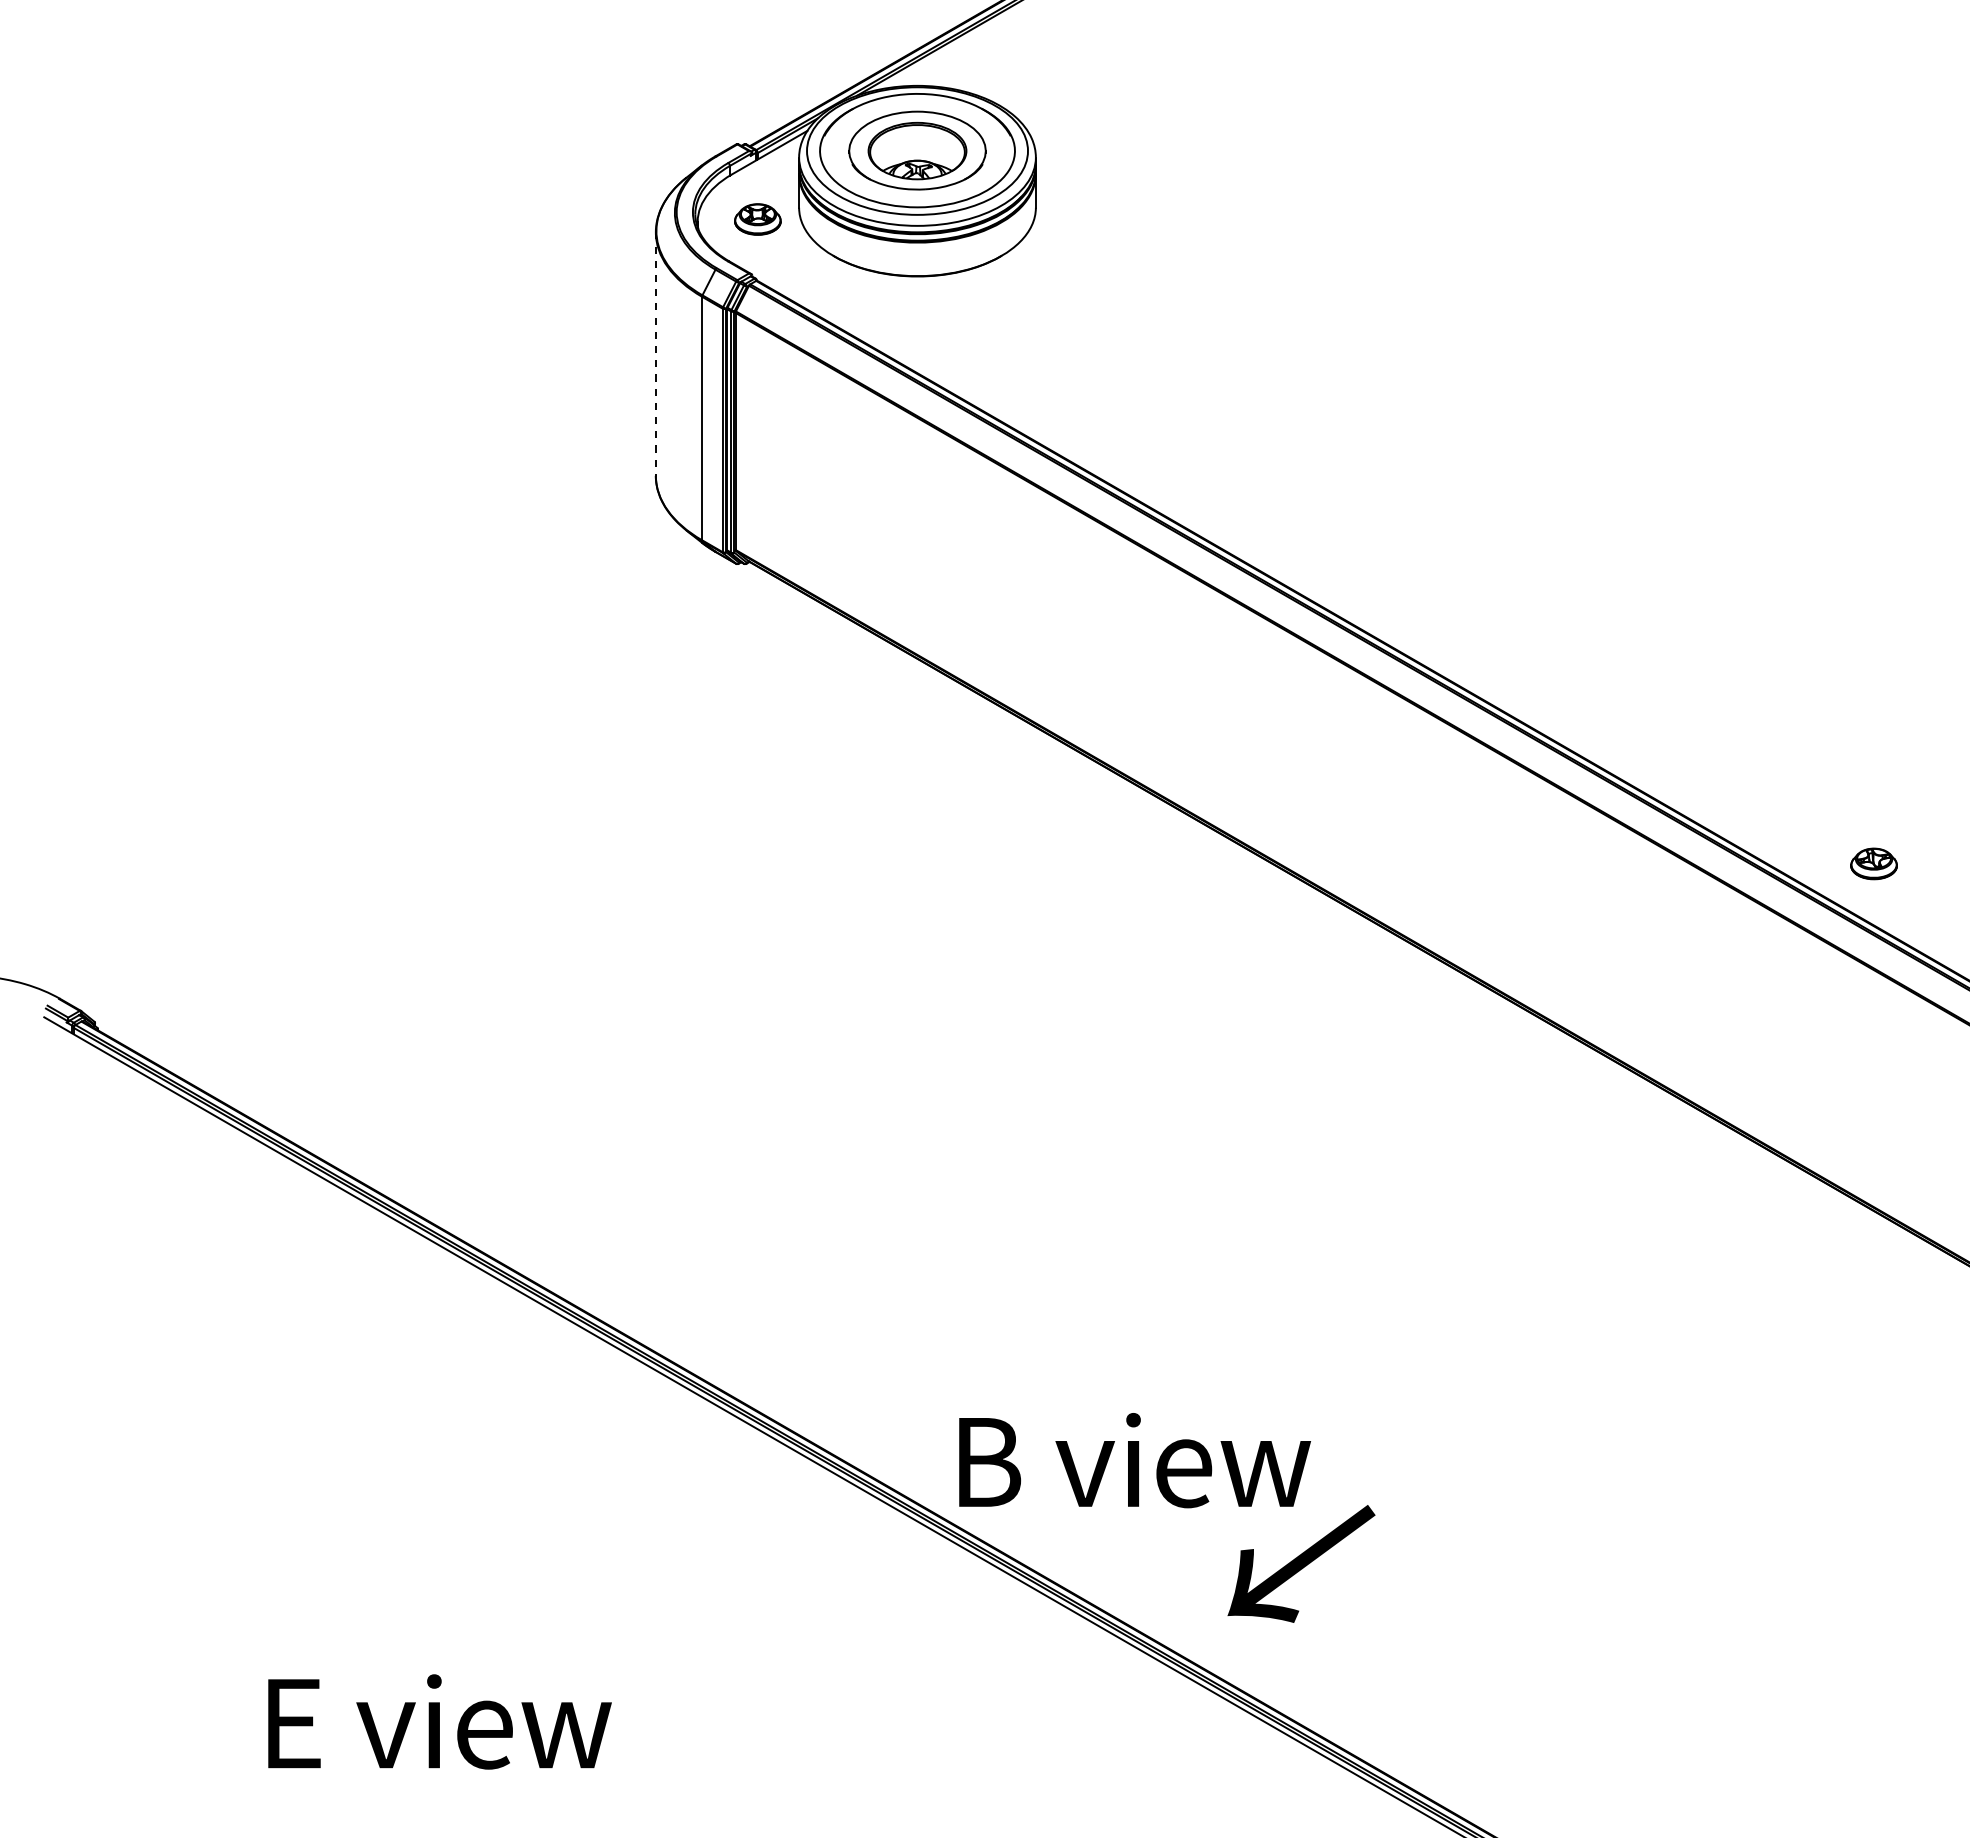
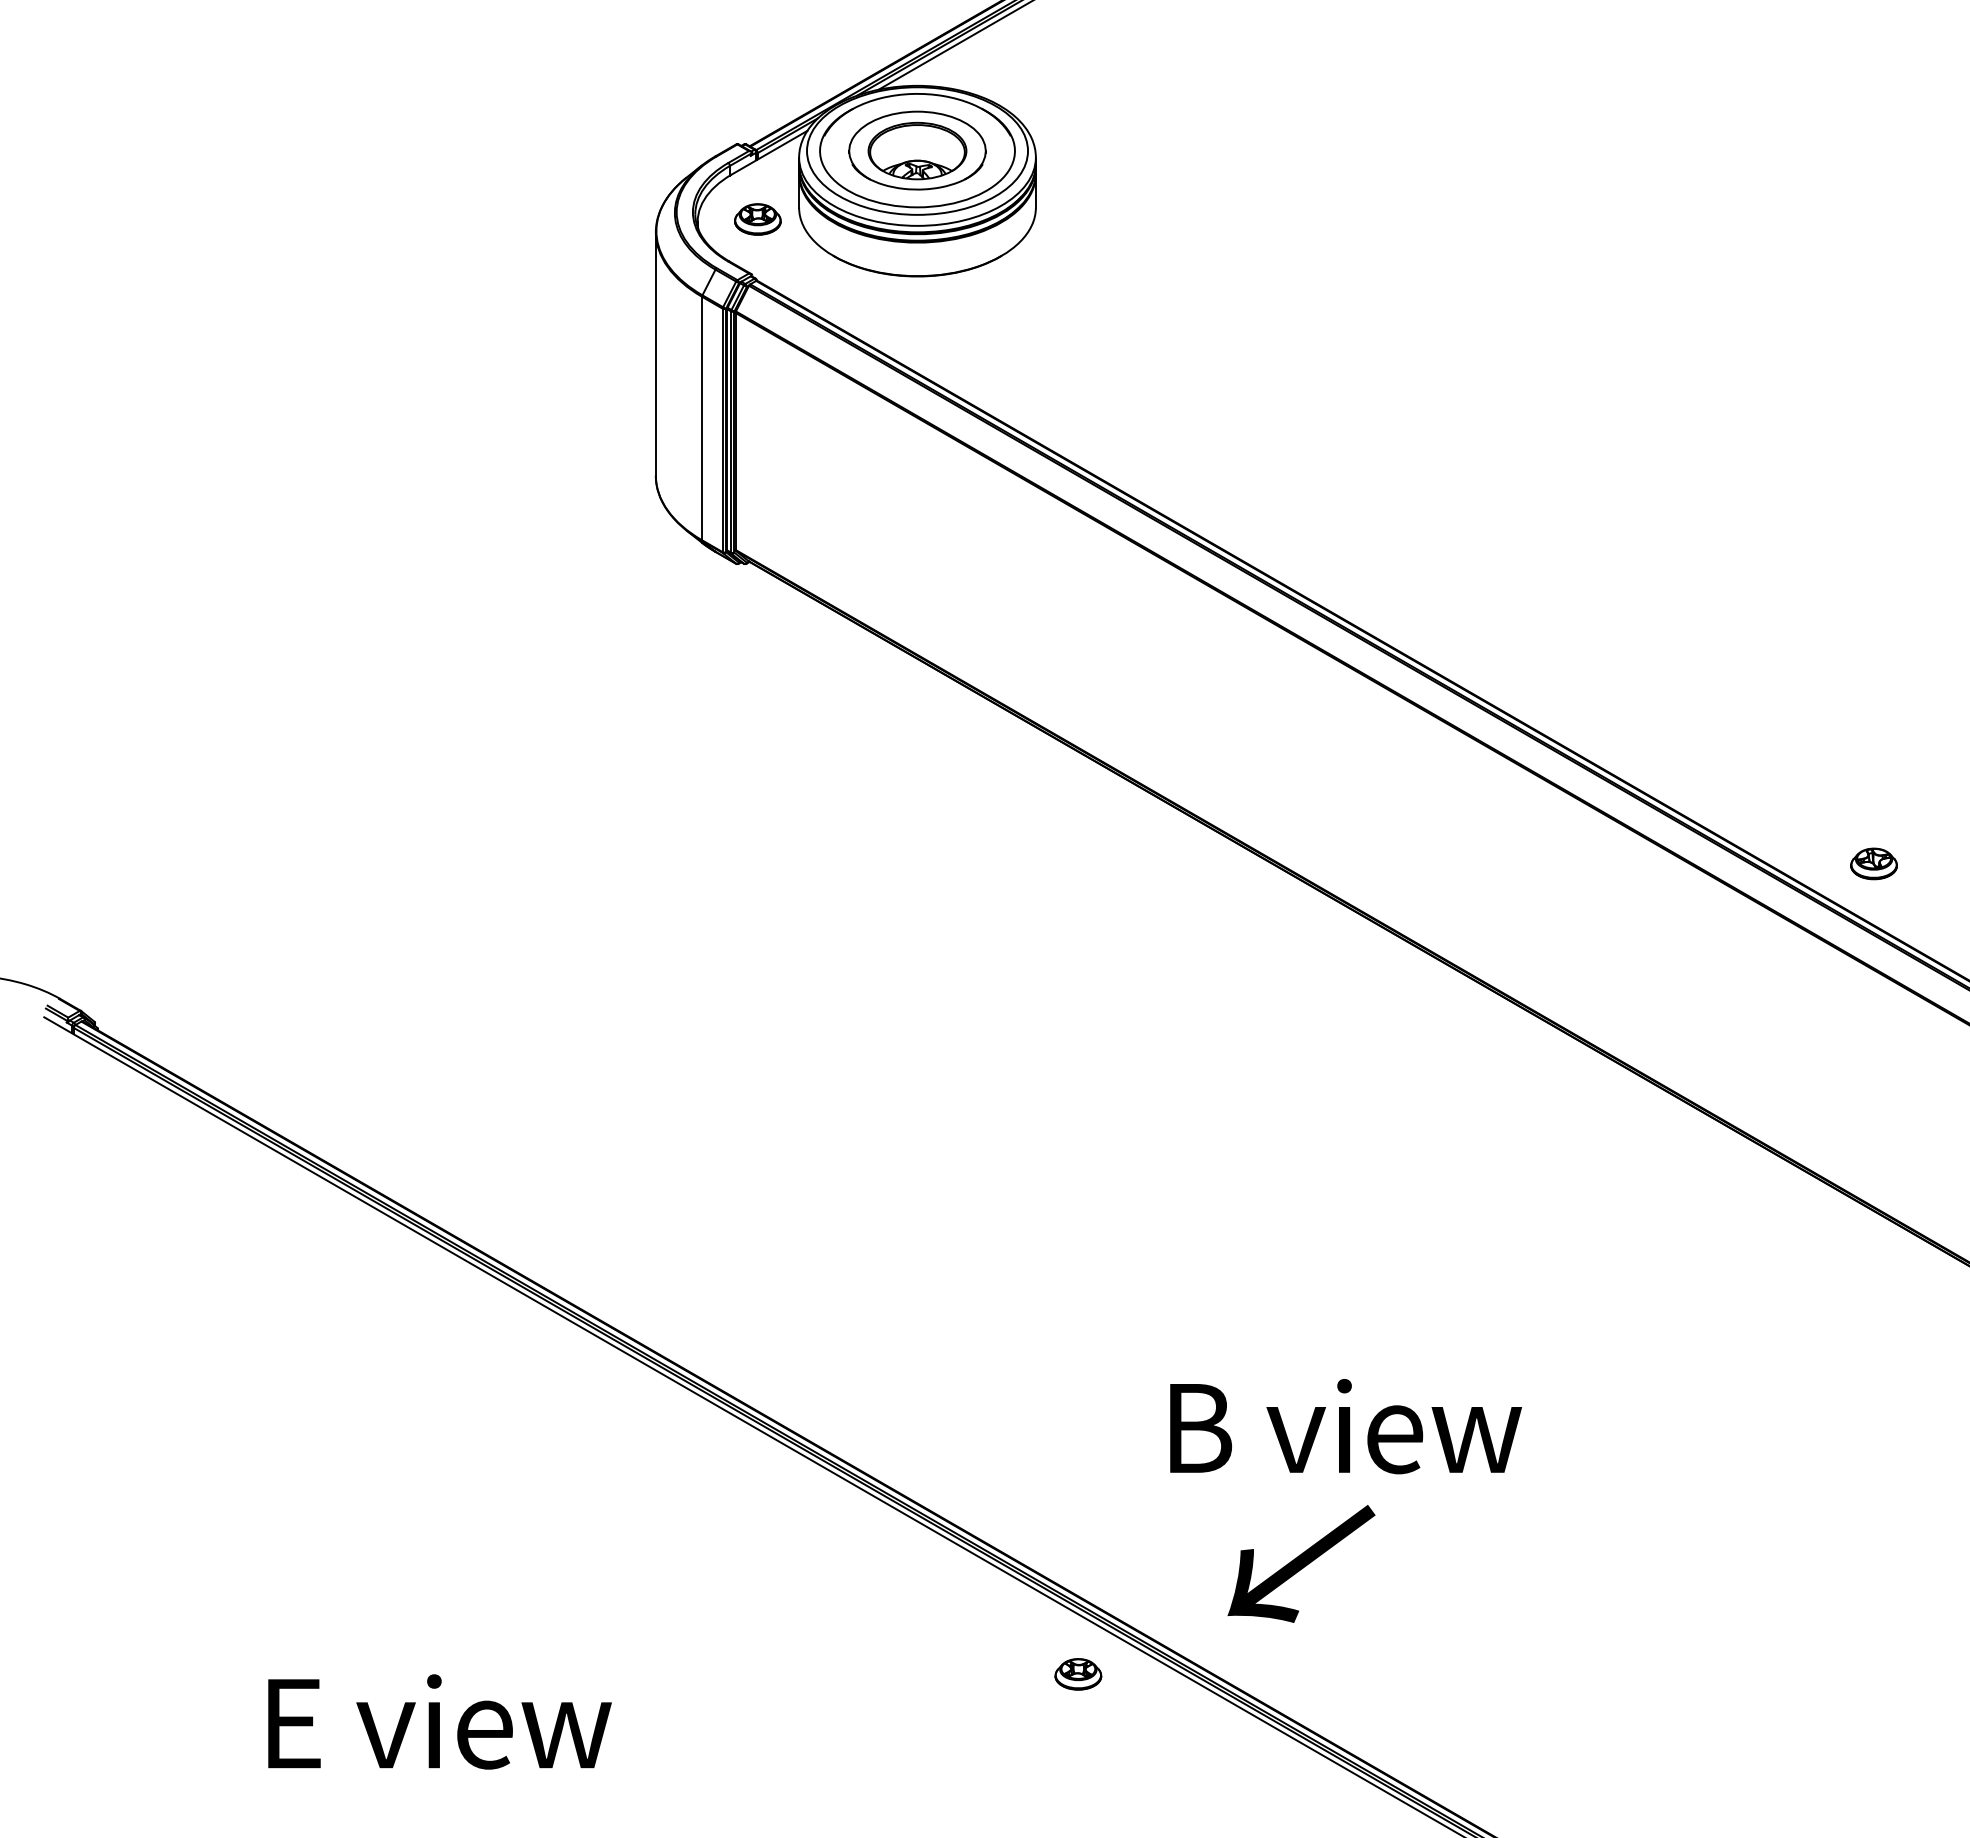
line: none -> present (954, 45)
line: dashed -> solid (655, 354)
text position: (1134, 1460) -> (1345, 1426) (1345, 1426)
part: none -> present (1078, 1674)
